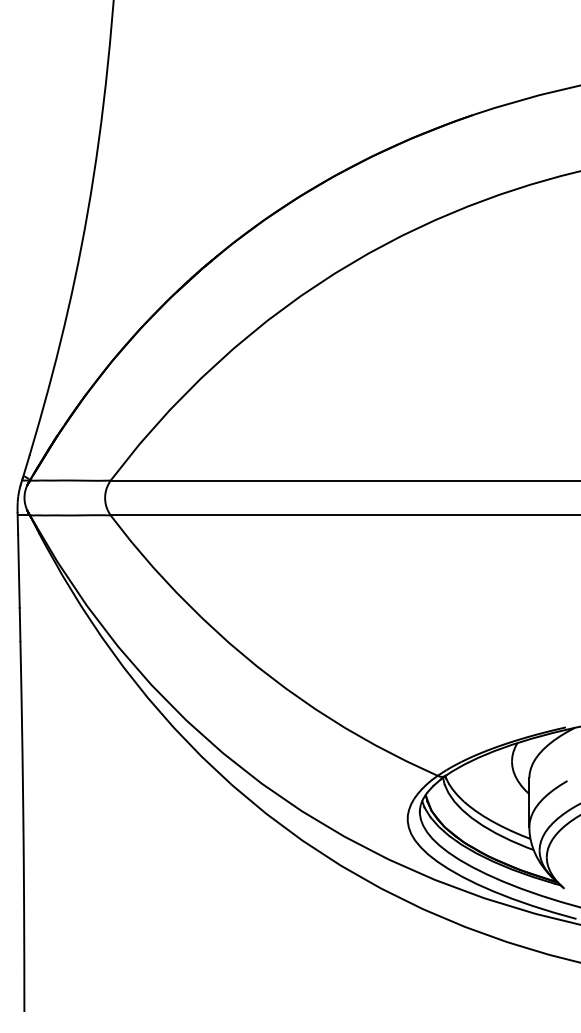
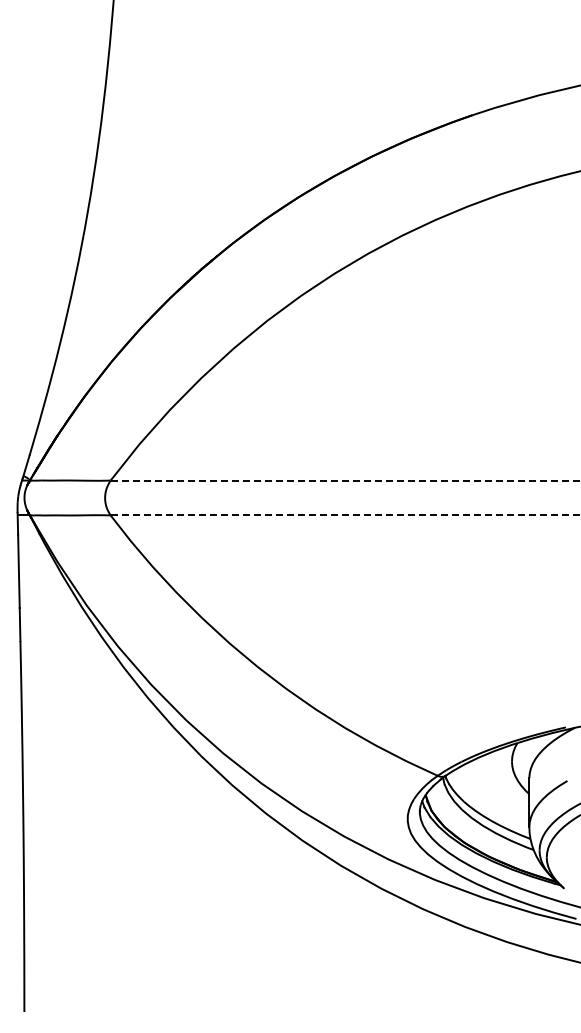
line: solid -> dashed (345, 480)
line: solid -> dashed (345, 515)
